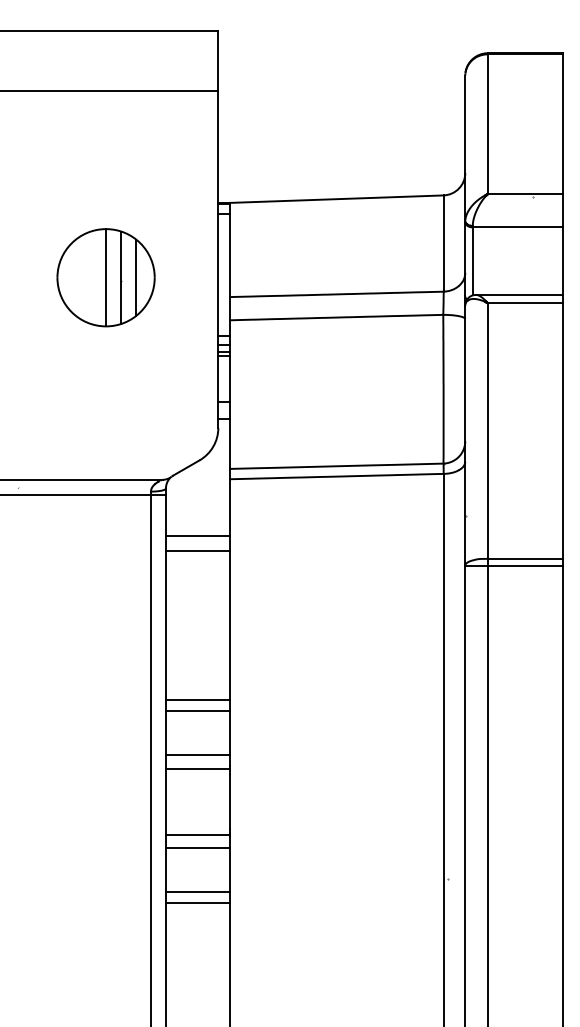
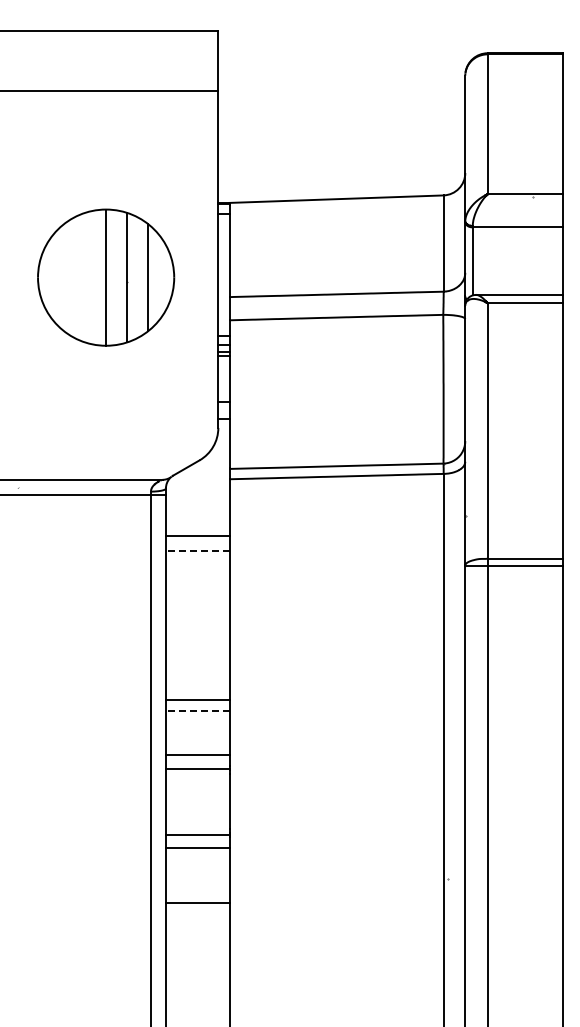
part size: 100x100 px -> 139x139 px (106, 277)
line: solid -> dashed (197, 550)
line: solid -> dashed (197, 710)
line: present -> none (197, 892)
